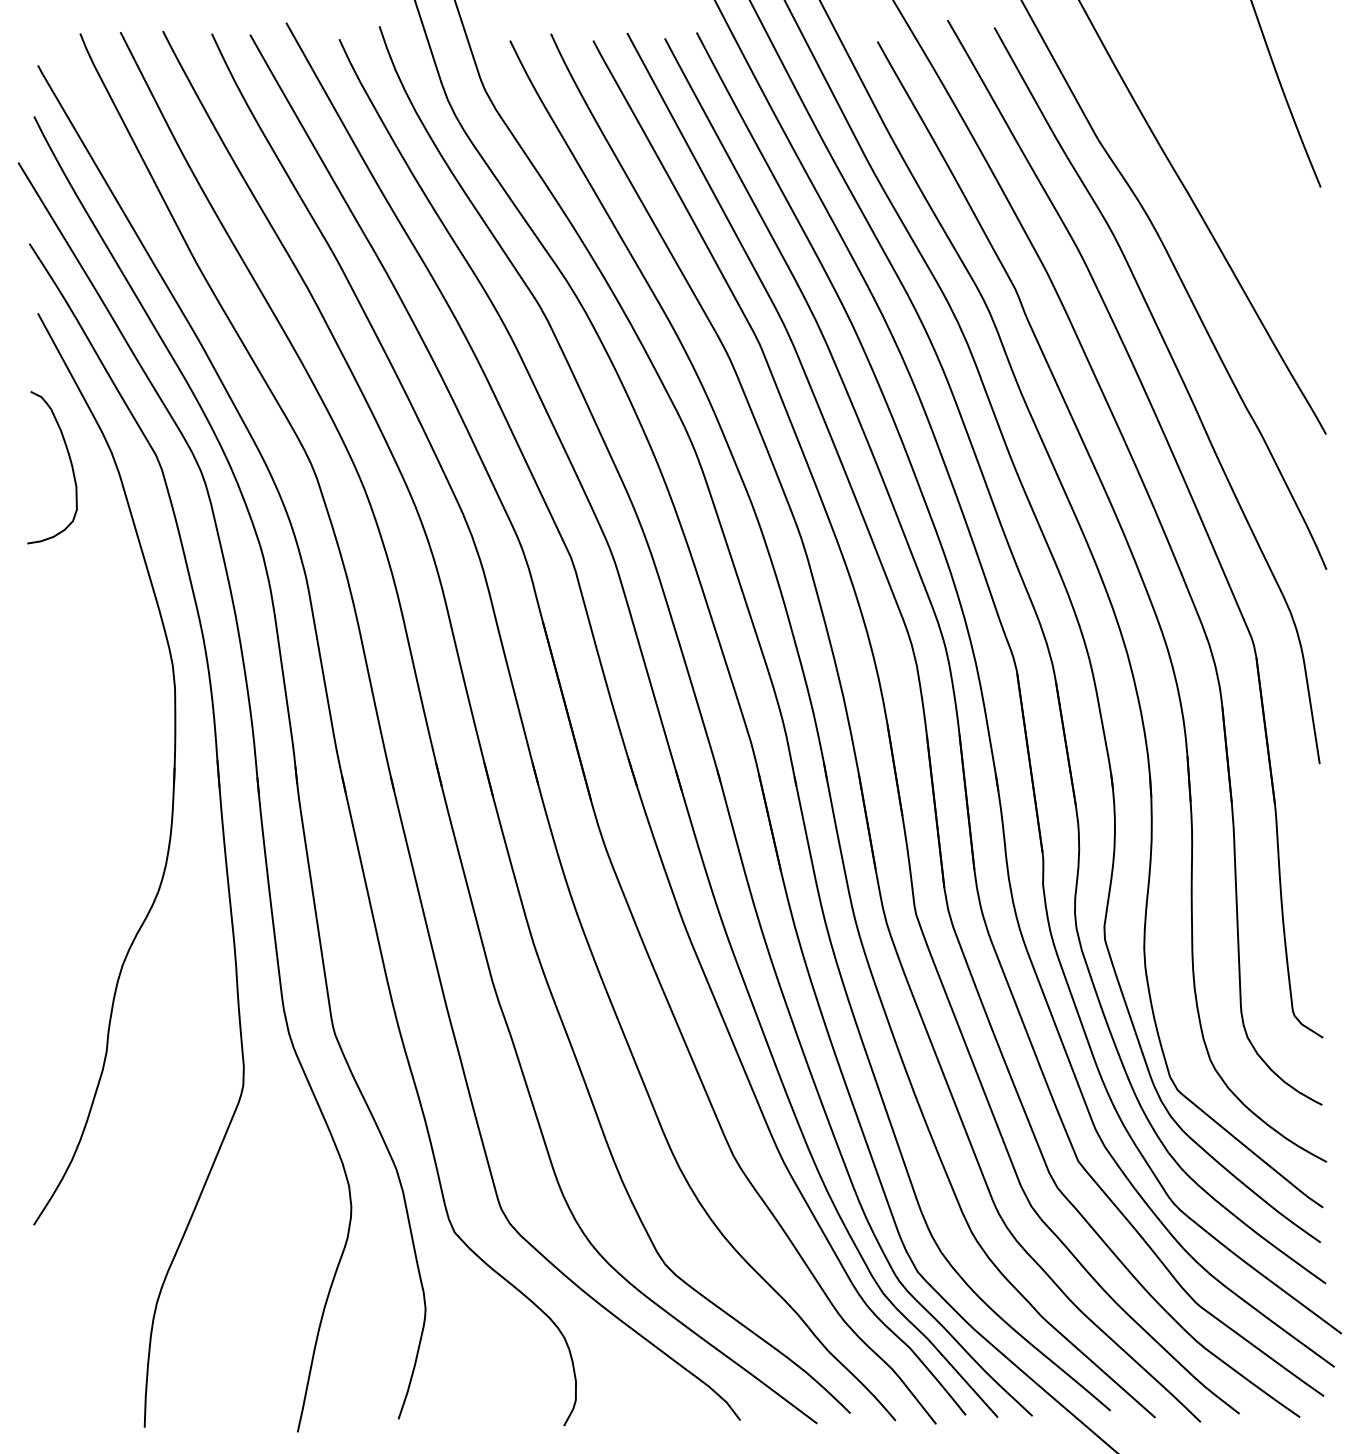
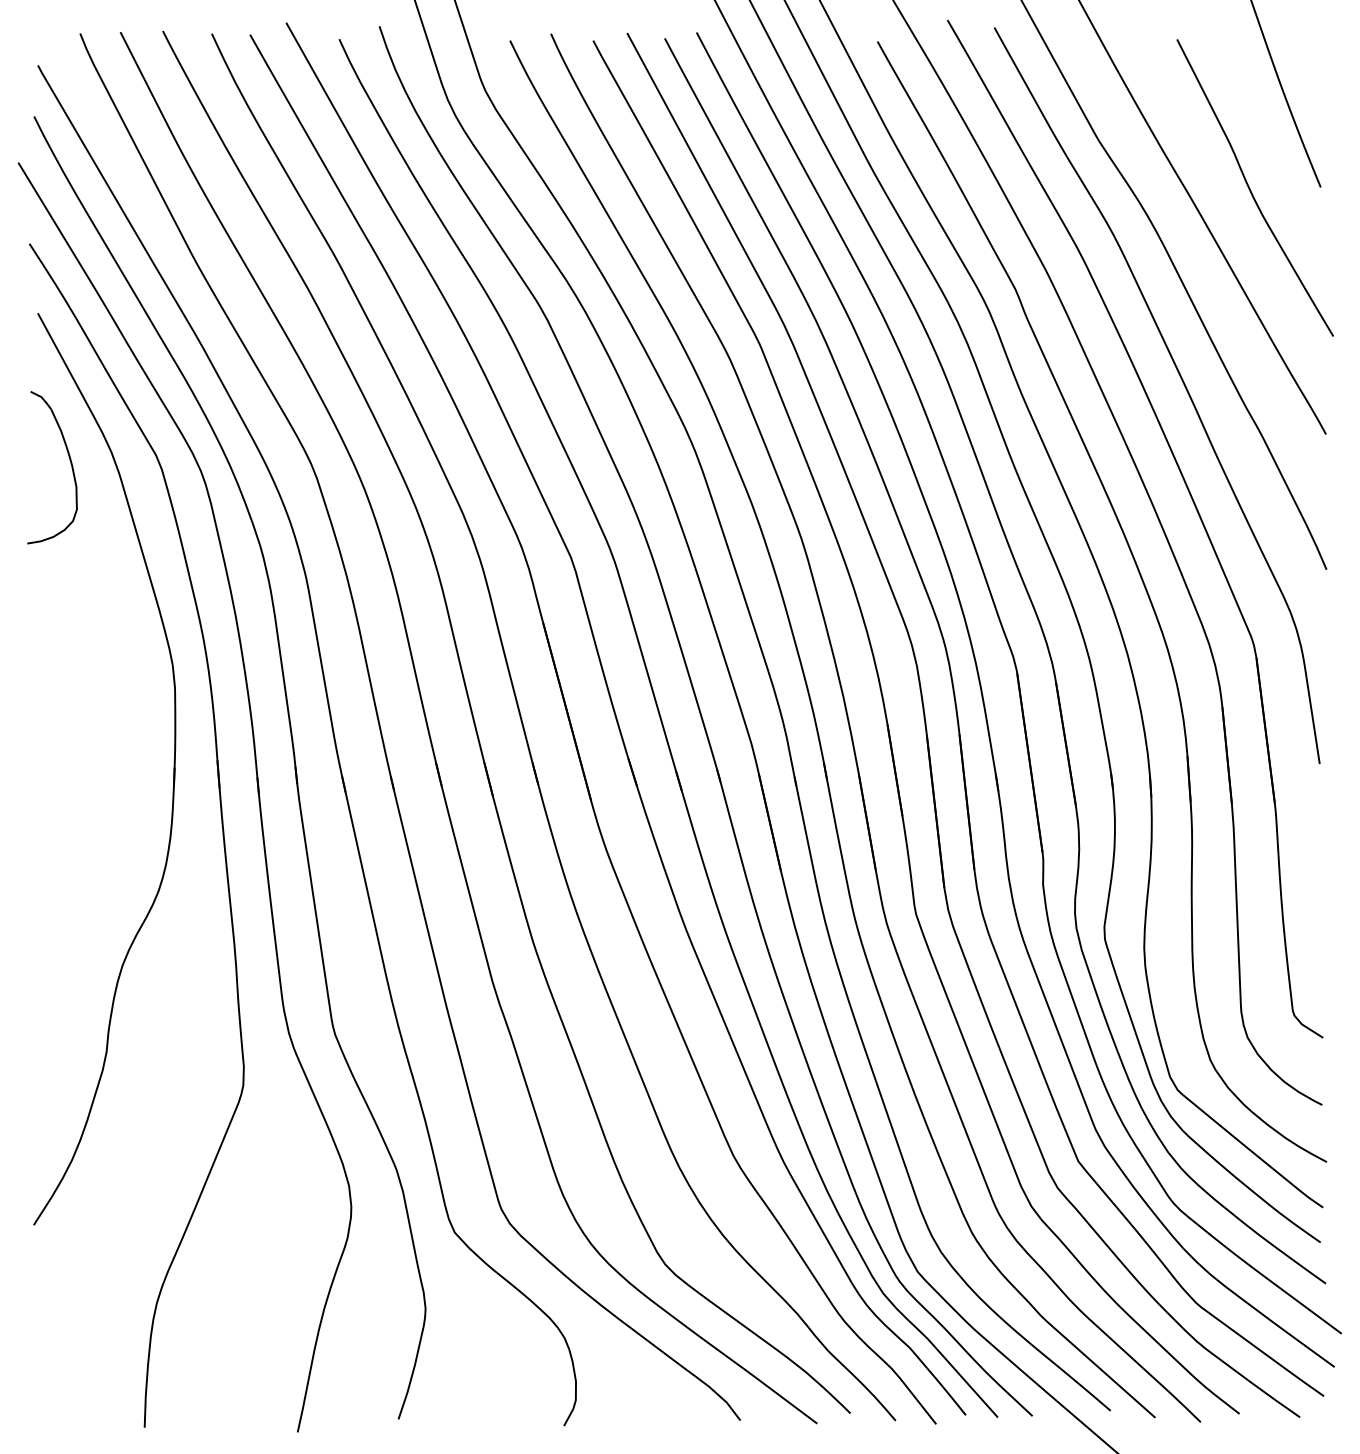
curve: none -> present (1250, 188)
